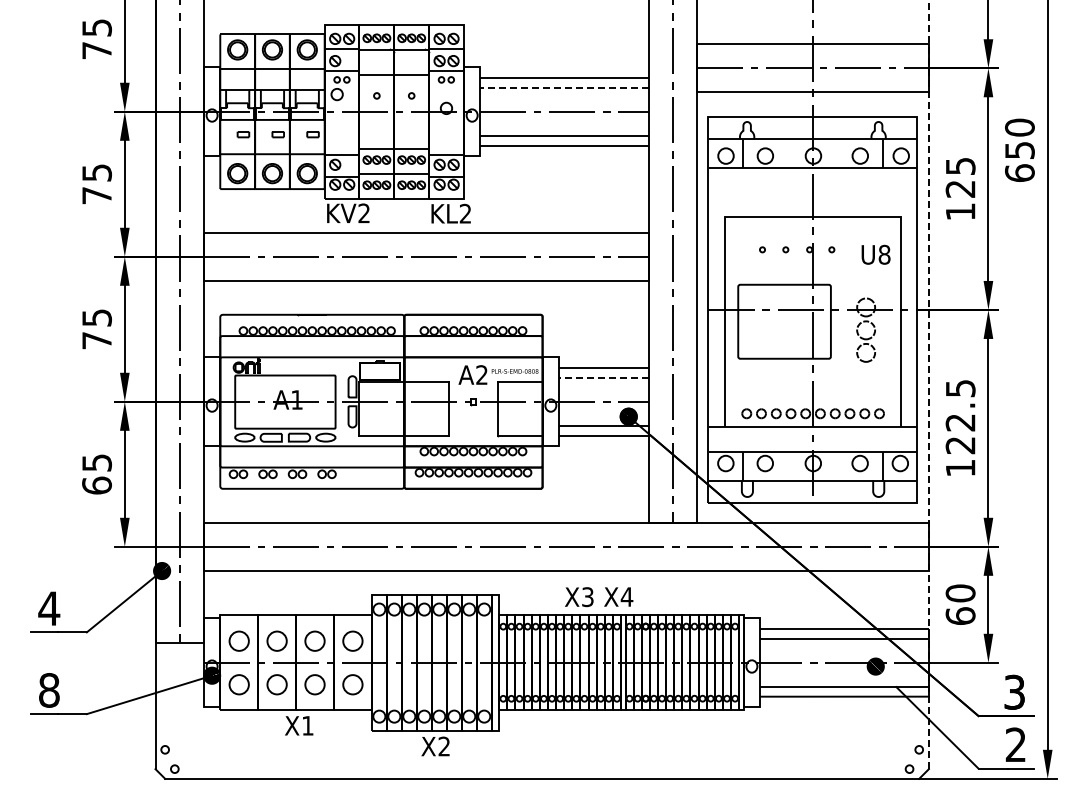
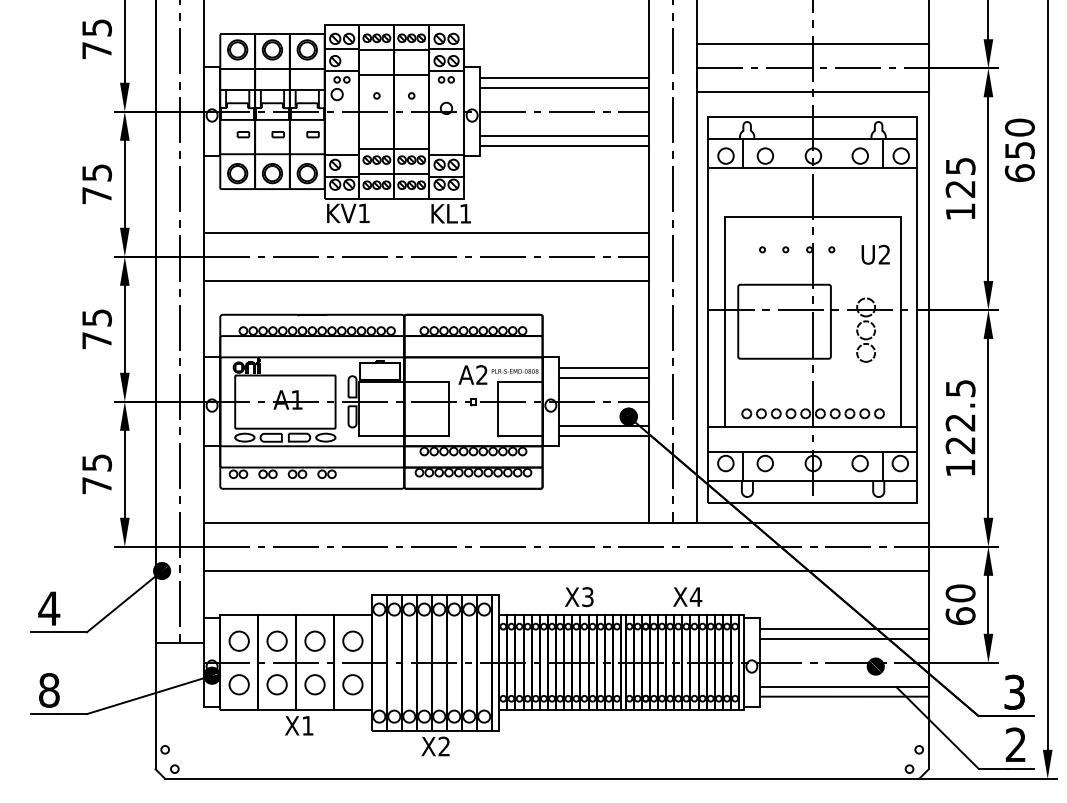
line: dashed -> solid (563, 87)
text: KV2 -> KV1 (363, 212)
text: KL2 -> KL1 (464, 213)
text: U8 -> U2 (884, 254)
line: dashed -> solid (603, 377)
line: dashed -> solid (928, 384)
text: 65 -> 75 (96, 485)
text position: (618, 596) -> (687, 596) (687, 596)
